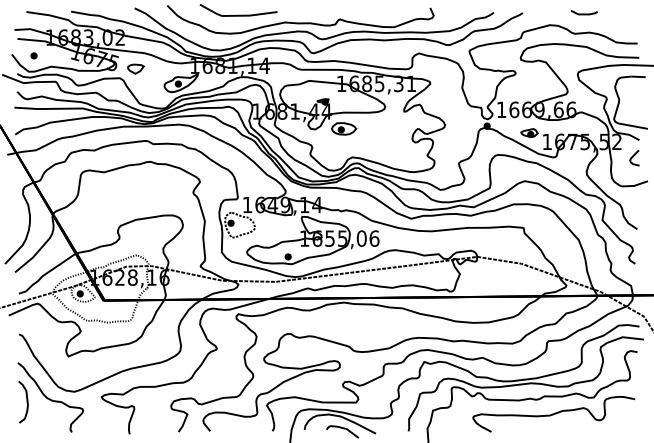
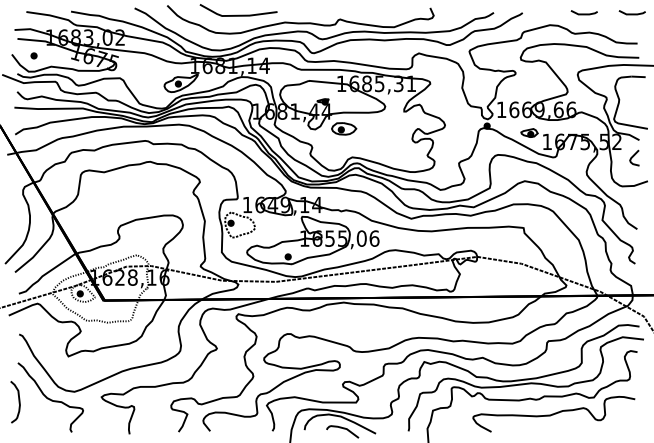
line: none -> present (631, 13)
part: present -> none (135, 68)
curve position: (26, 402) -> (18, 402) (18, 402)
